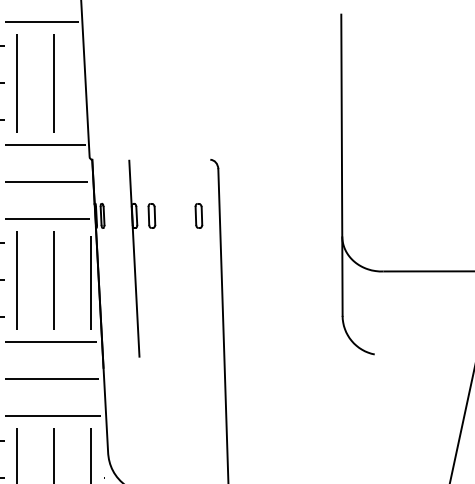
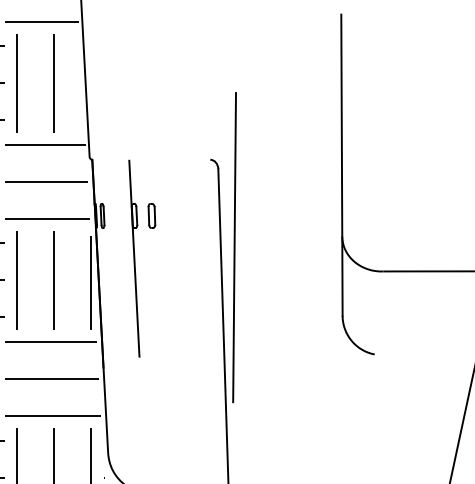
part: present -> none (198, 215)
line: none -> present (234, 247)
